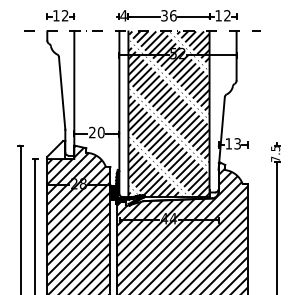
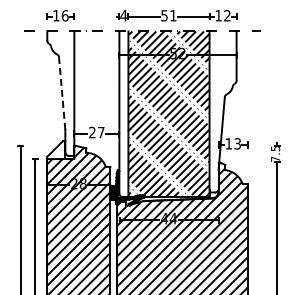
text: 12 -> 16 (64, 15)
text: 36 -> 51 (168, 15)
line: solid -> dashed (62, 92)
text: 20 -> 27 (100, 132)
